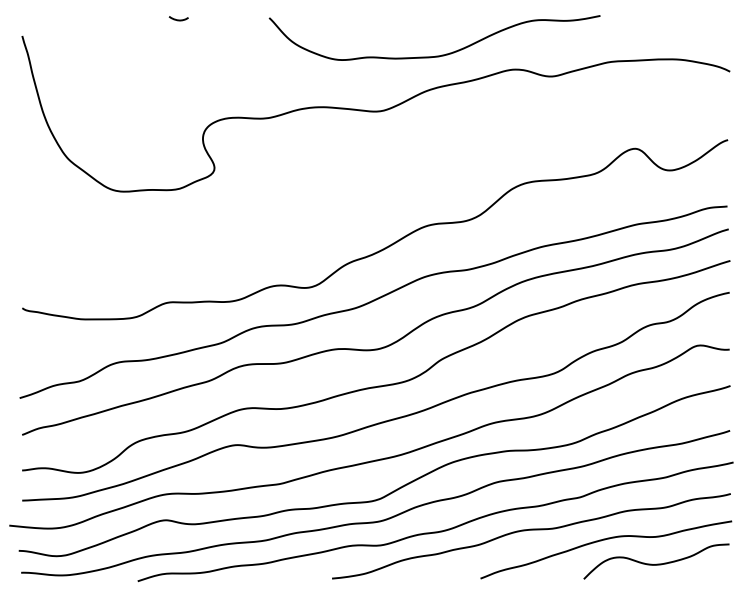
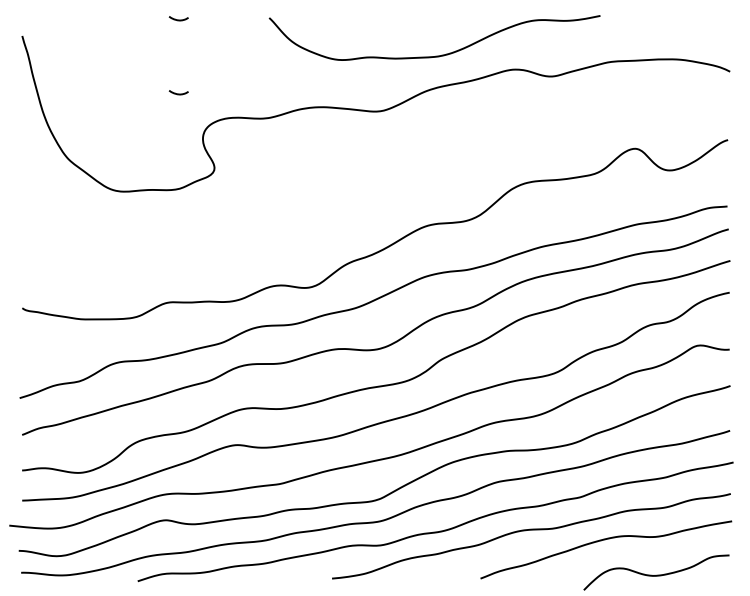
curve: none -> present (178, 93)
curve position: (656, 563) -> (656, 574) (656, 574)
